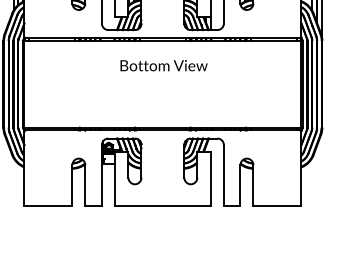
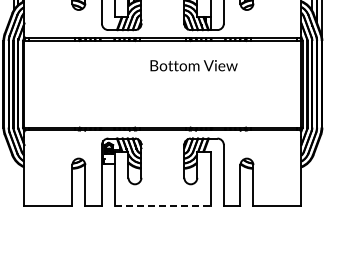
text position: (163, 65) -> (193, 65) (193, 65)
line: solid -> dashed (162, 205)
